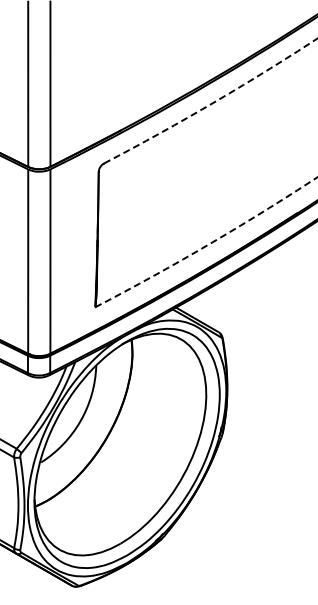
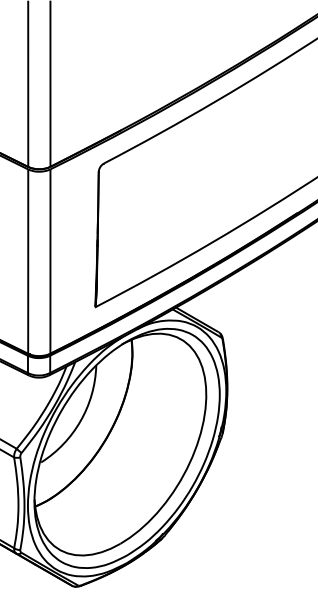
arc: dashed -> solid (213, 102)
arc: dashed -> solid (208, 244)
